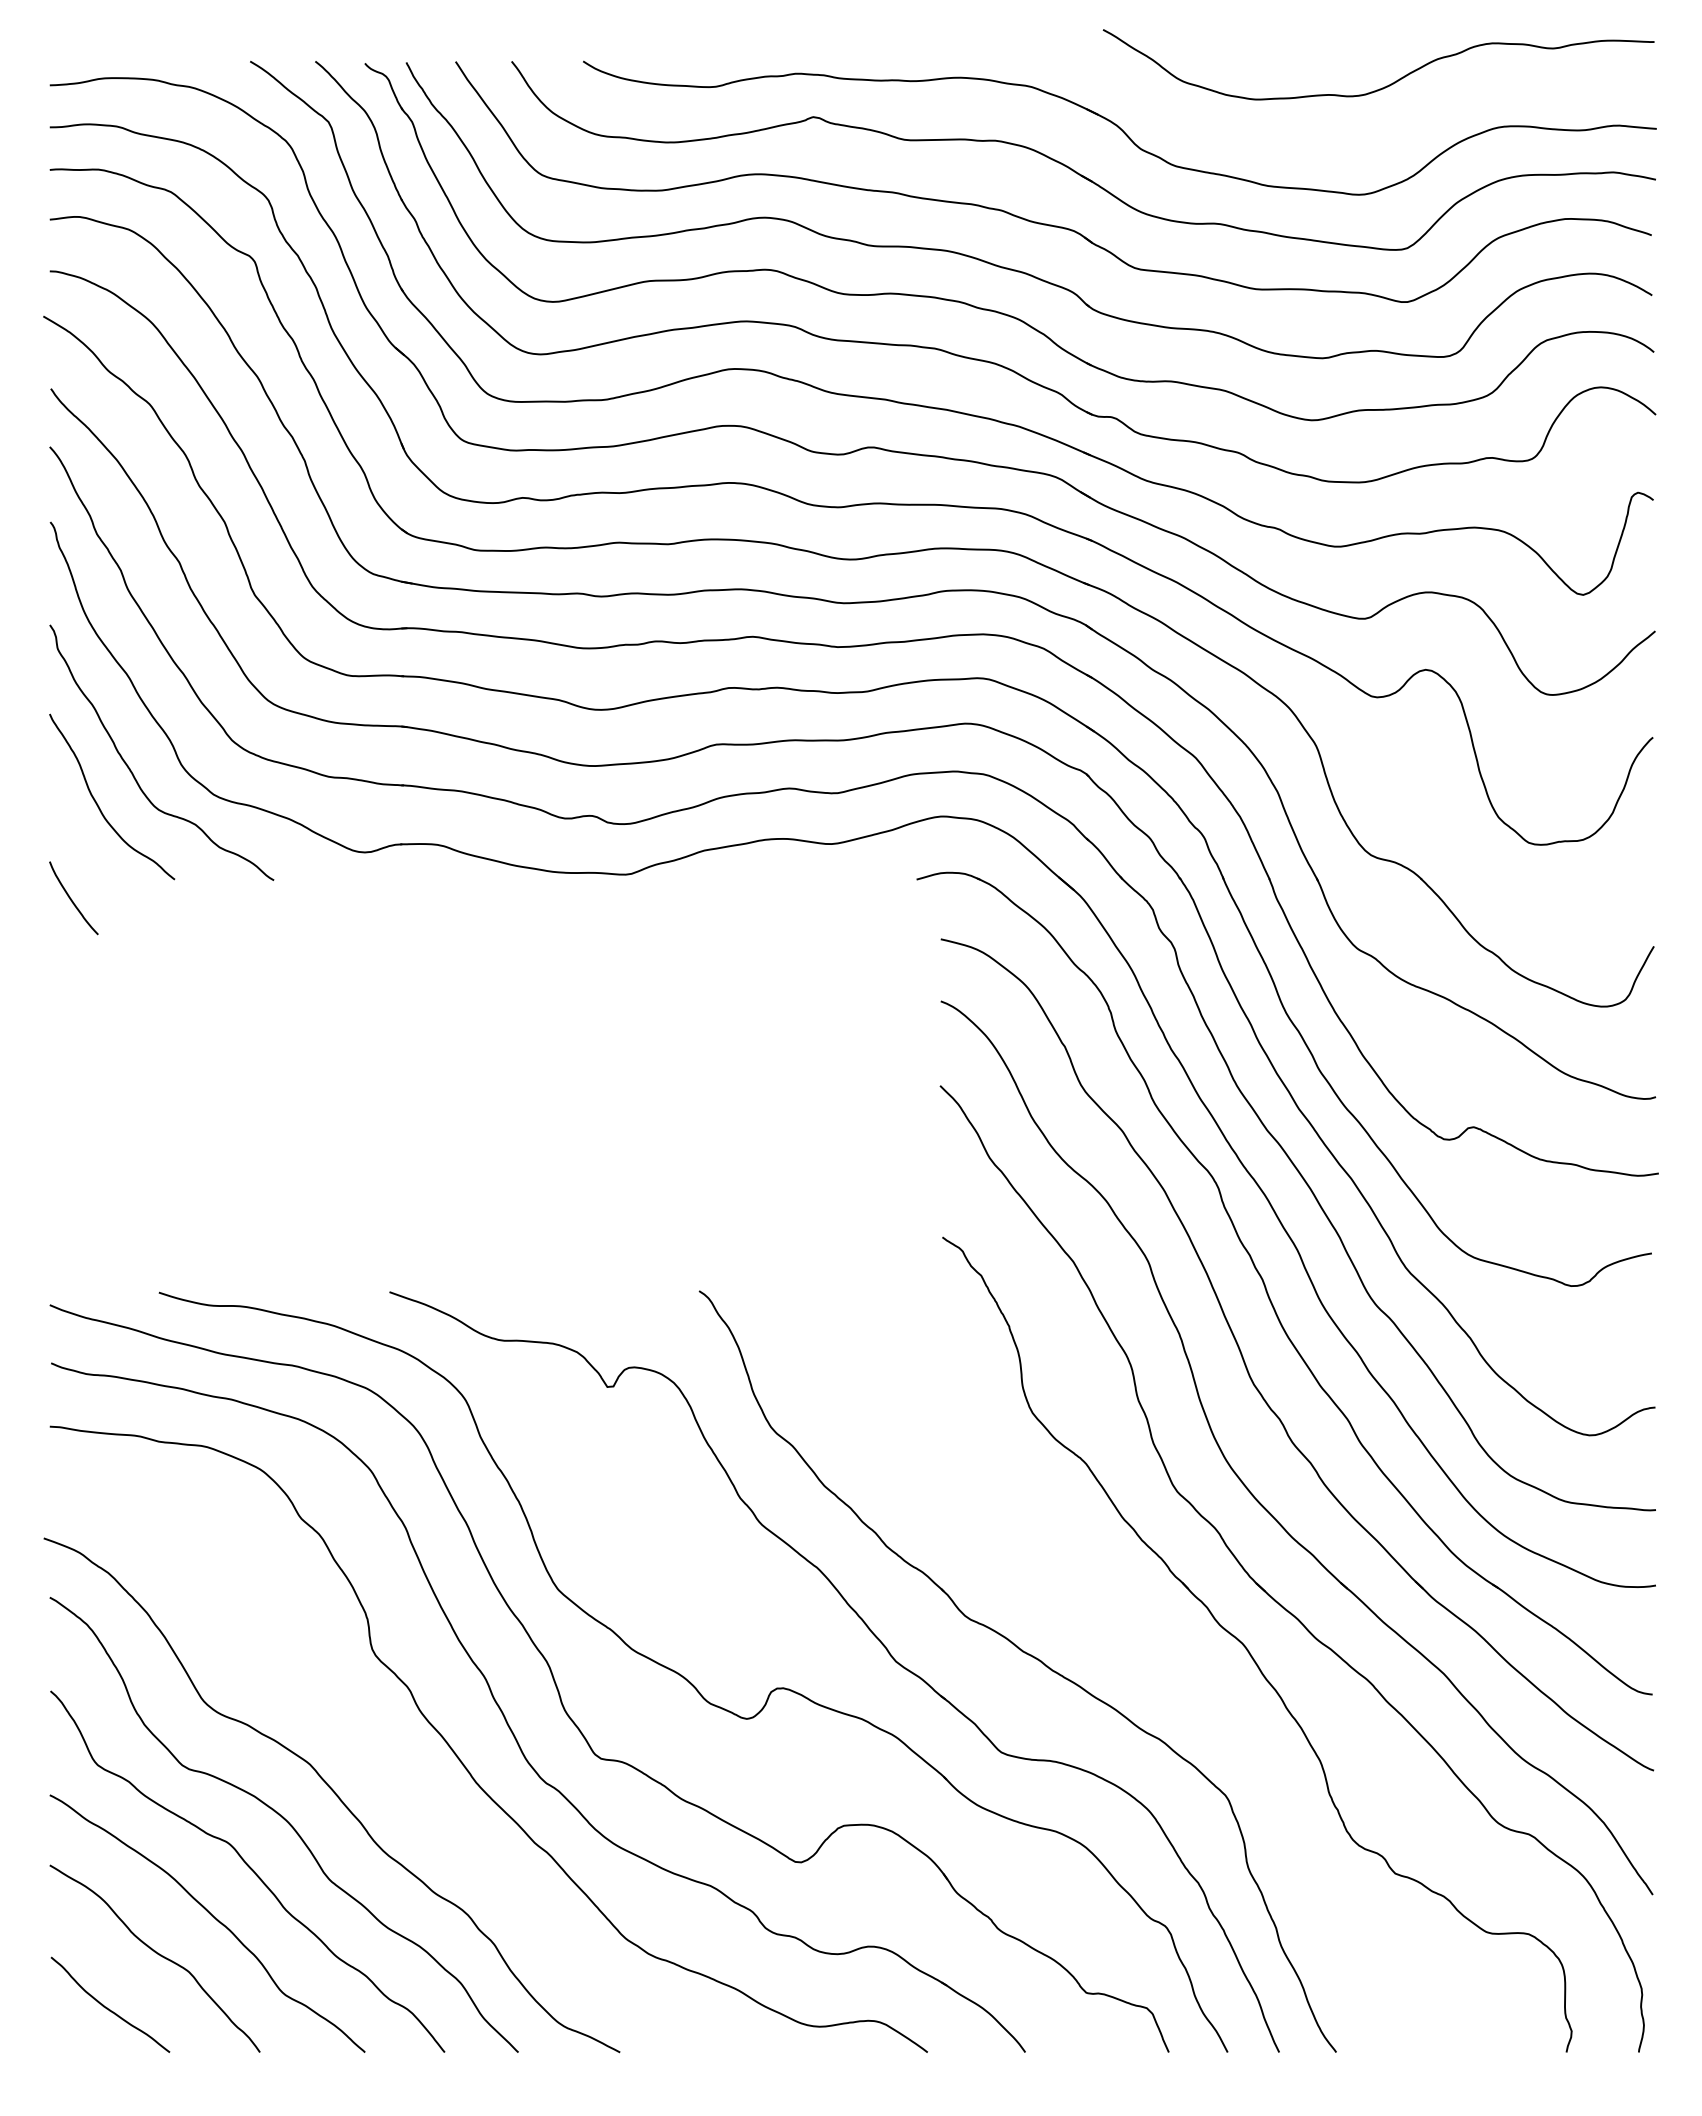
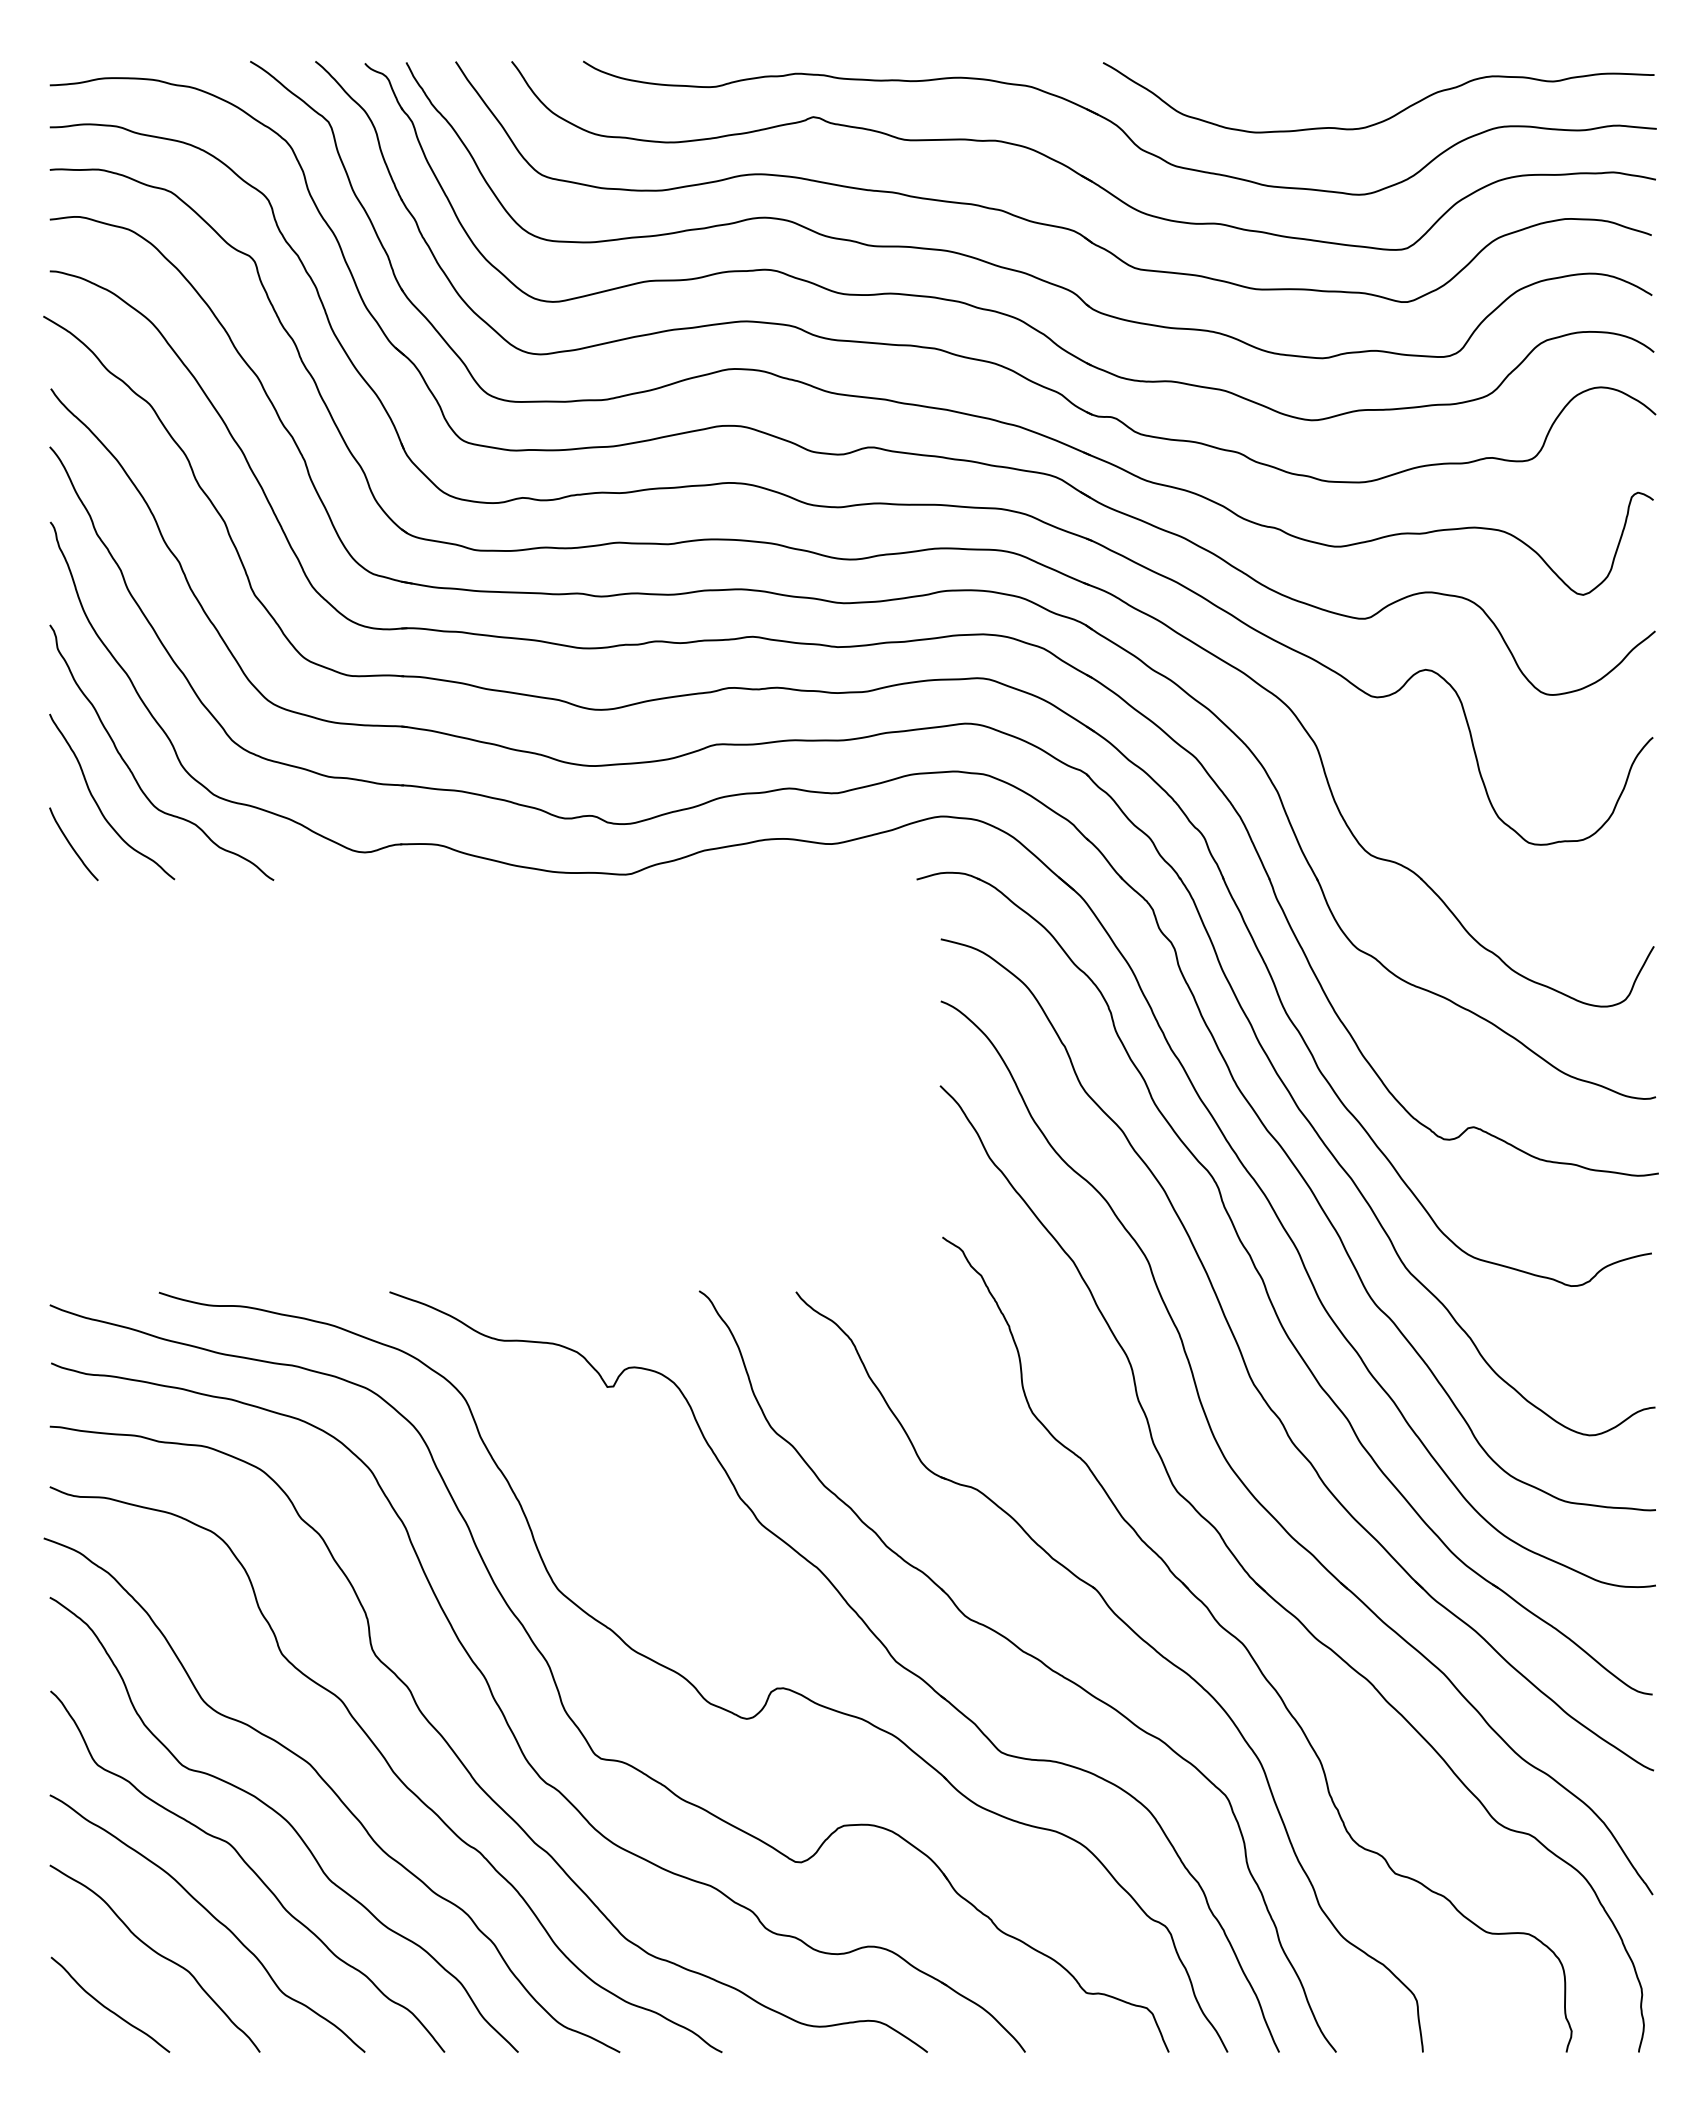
curve position: (1390, 83) -> (1390, 116) (1390, 116)
curve position: (72, 899) -> (72, 845) (72, 845)
part: none -> present (1140, 1639)
curve: none -> present (388, 1766)
